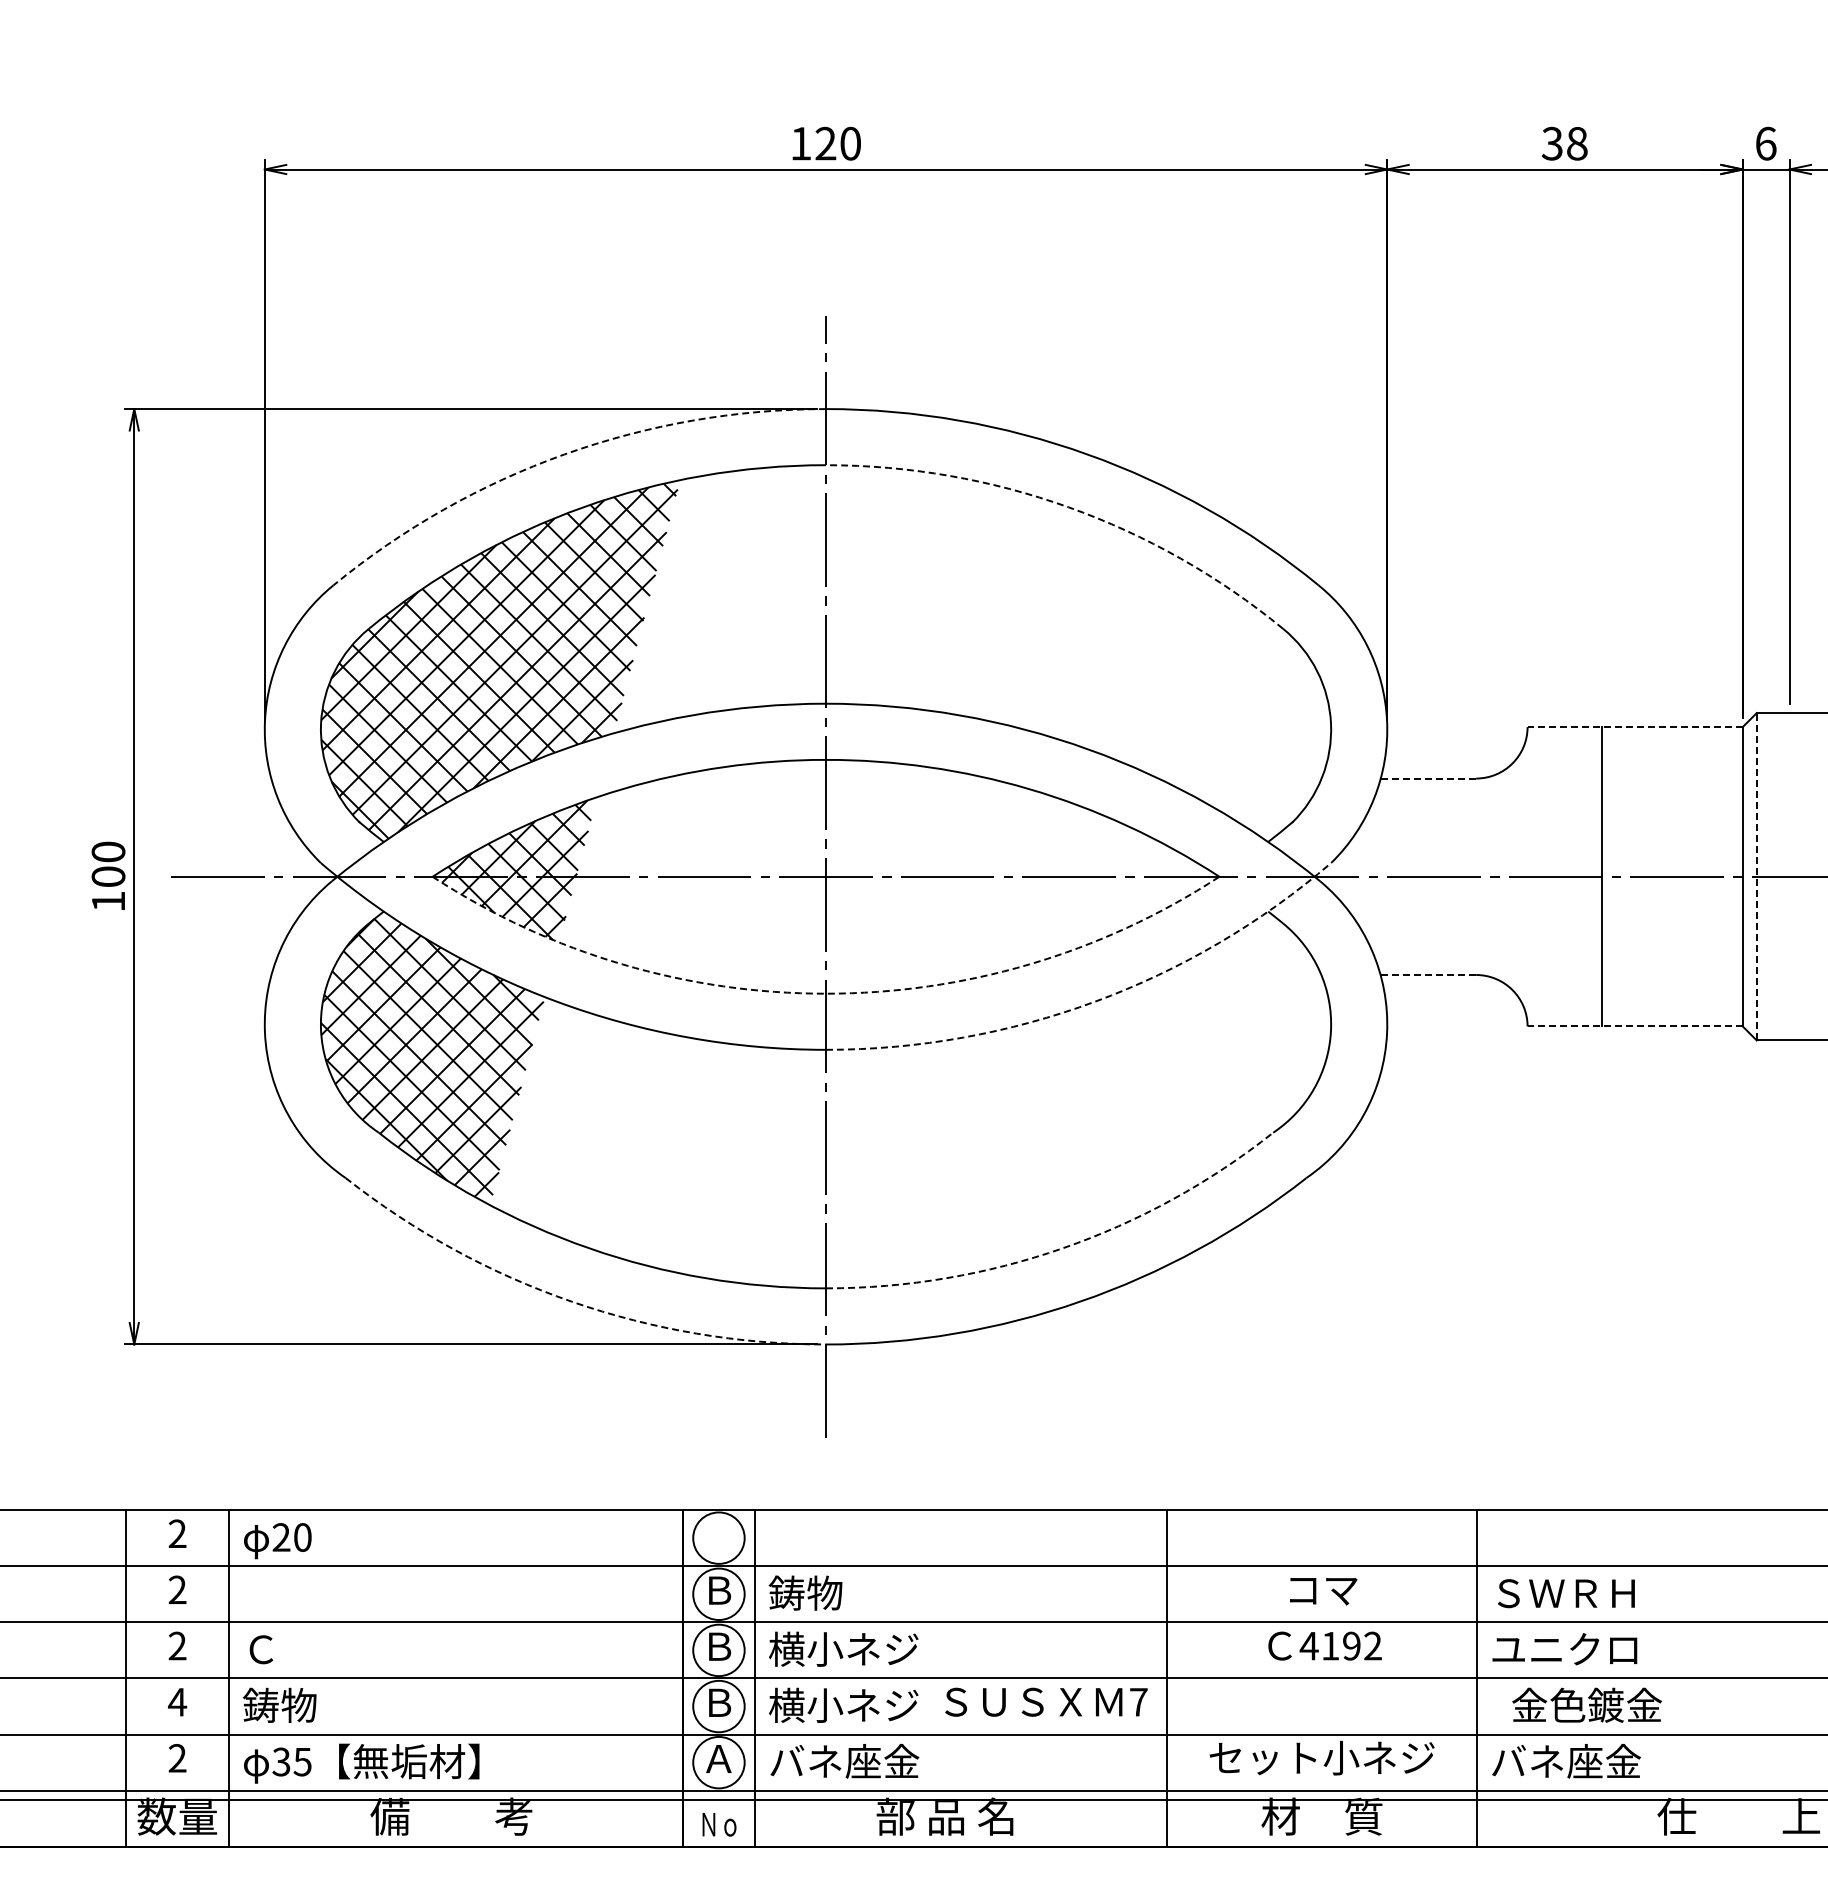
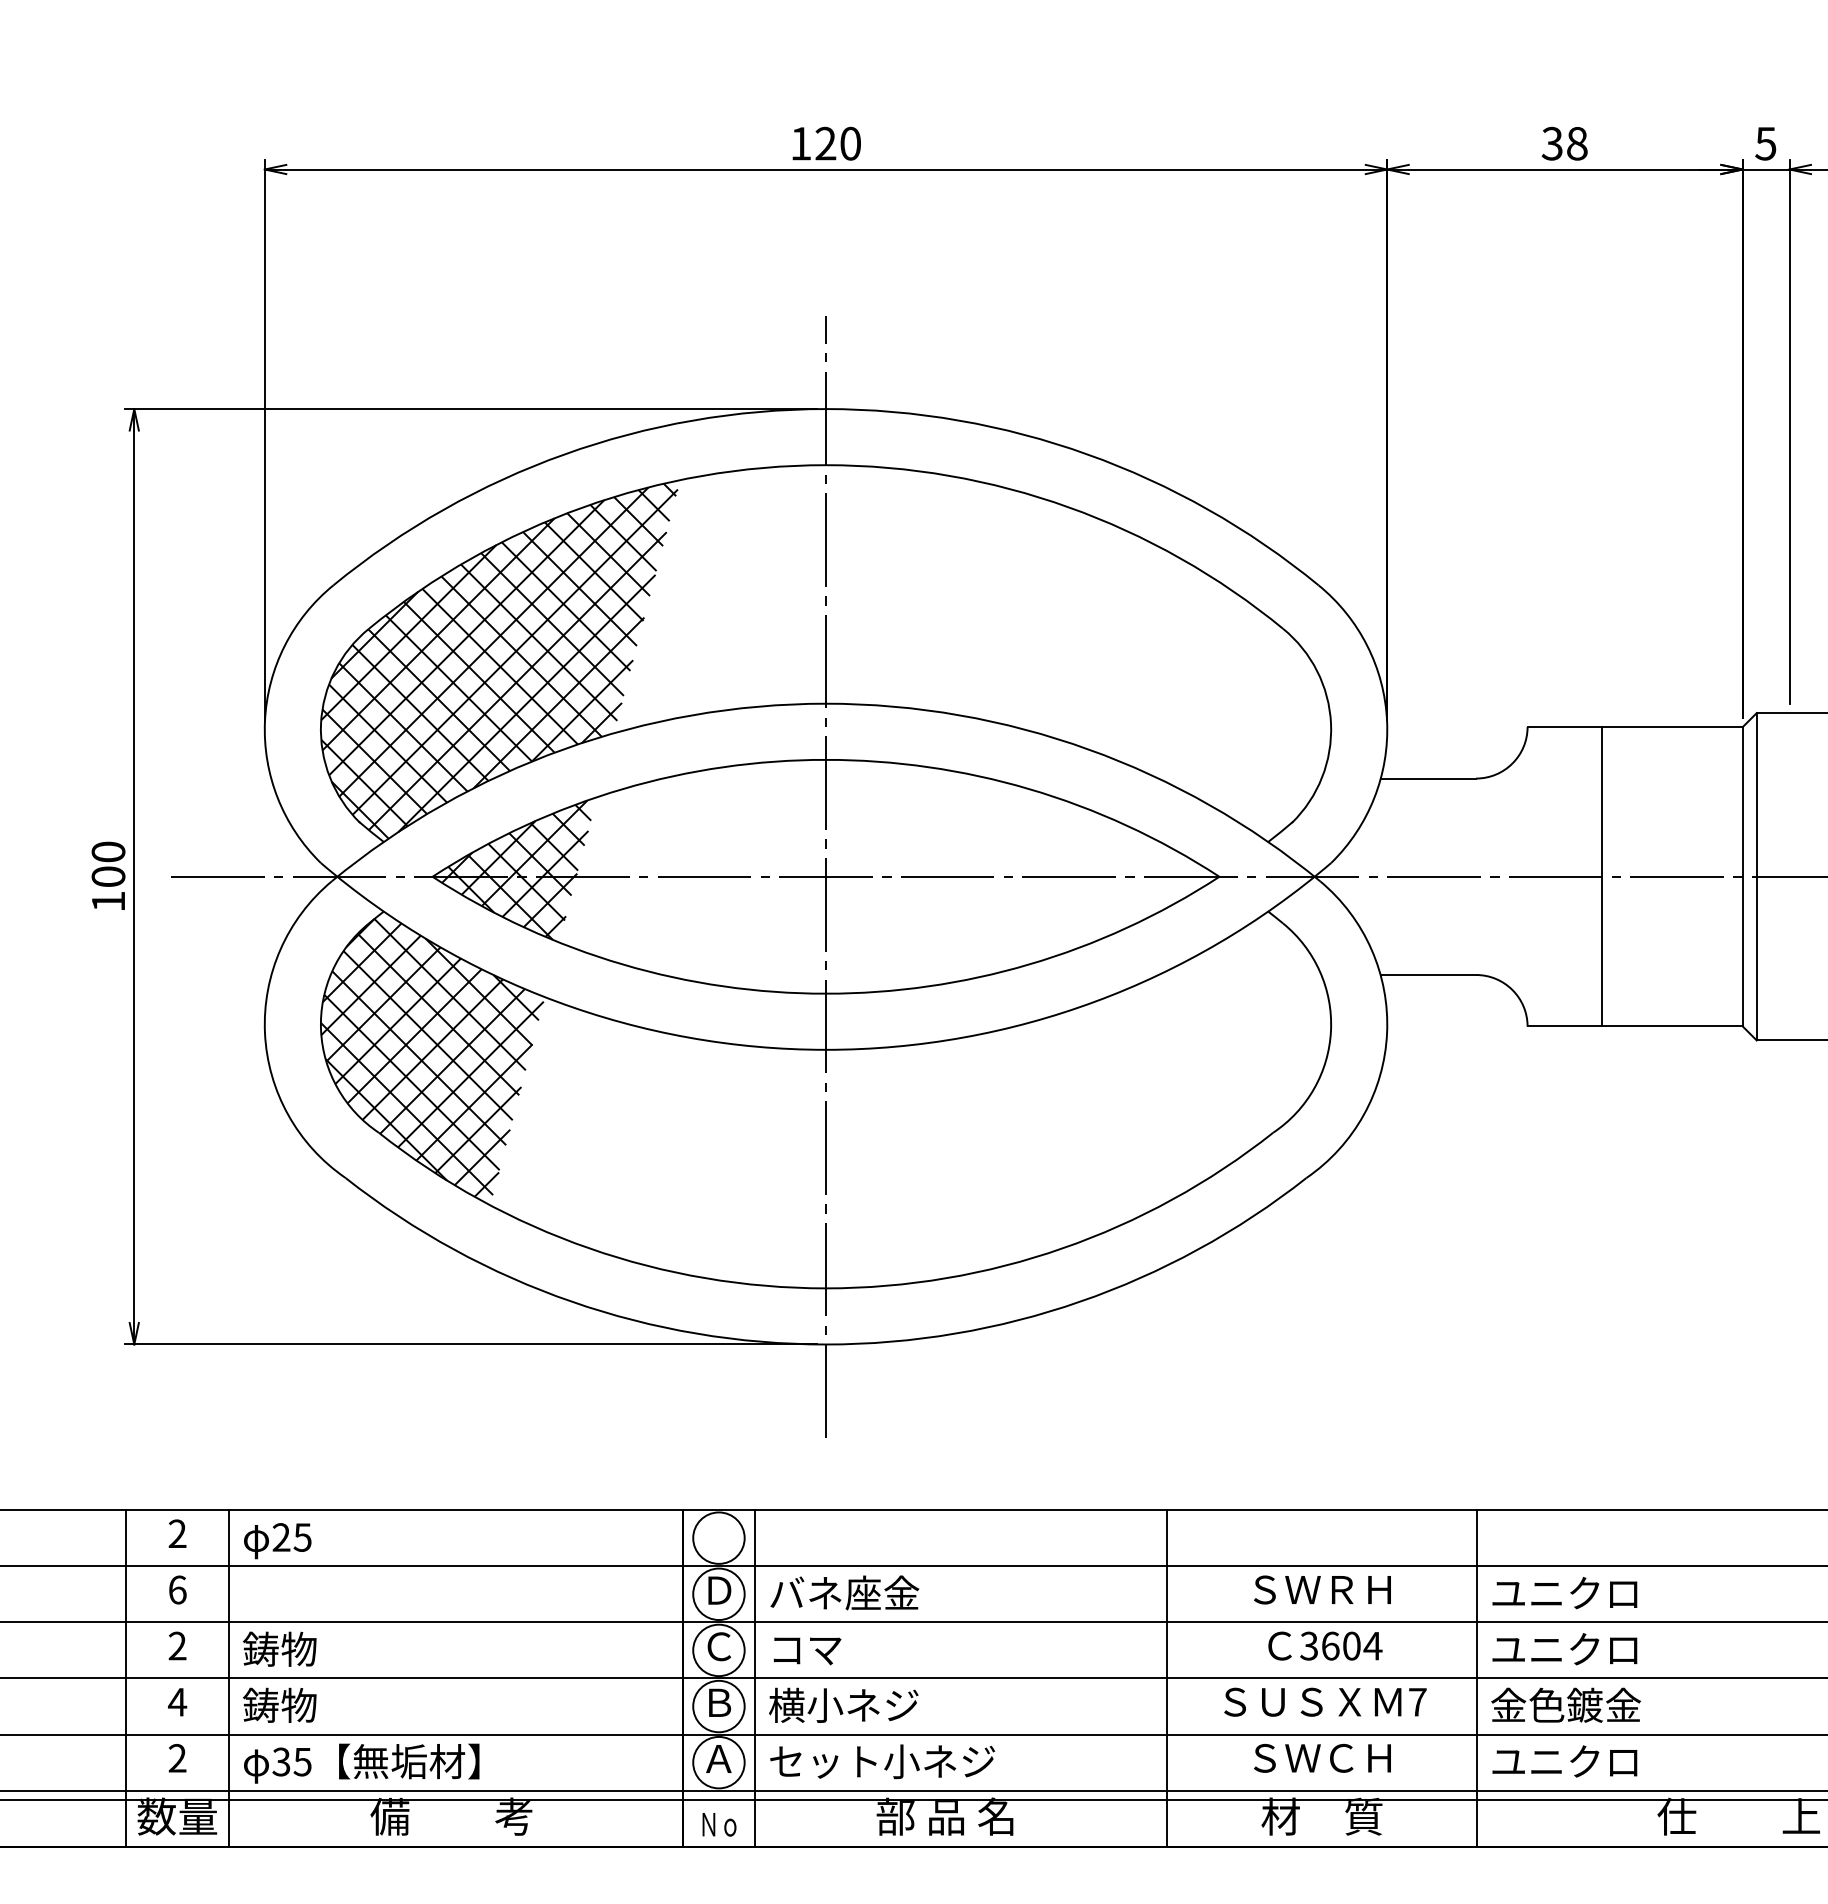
text: 6 -> 5 (1765, 143)
arc: dashed -> solid (564, 454)
arc: dashed -> solid (1068, 507)
line: dashed -> solid (1635, 727)
line: dashed -> solid (1428, 778)
line: dashed -> solid (1756, 876)
line: dashed -> solid (1428, 975)
arc: dashed -> solid (826, 993)
arc: dashed -> solid (1095, 1001)
line: dashed -> solid (1635, 1026)
arc: dashed -> solid (1062, 1248)
arc: dashed -> solid (571, 1301)
text: 20 -> 25 (302, 1537)
text: 2 -> 6 (177, 1589)
text: Ｂ -> Ｄ (719, 1590)
text: コマ -> ＳＷＲＨ (1322, 1590)
text: 鋳物 -> バネ座金 (843, 1592)
text: ＳＷＲＨ -> ユニクロ (1564, 1593)
text: 4192 -> 3604 (1340, 1645)
text: Ｂ -> Ｃ (719, 1646)
text: Ｃ -> 鋳物 (279, 1648)
text: 横小ネジ -> コマ (843, 1648)
text position: (1046, 1701) -> (1325, 1701) (1325, 1701)
text position: (1586, 1704) -> (1565, 1704) (1565, 1704)
text: セット小ネジ -> ＳＷＣＨ (1321, 1757)
text: バネ座金 -> ユニクロ (1566, 1760)
text: バネ座金 -> セット小ネジ (882, 1761)
